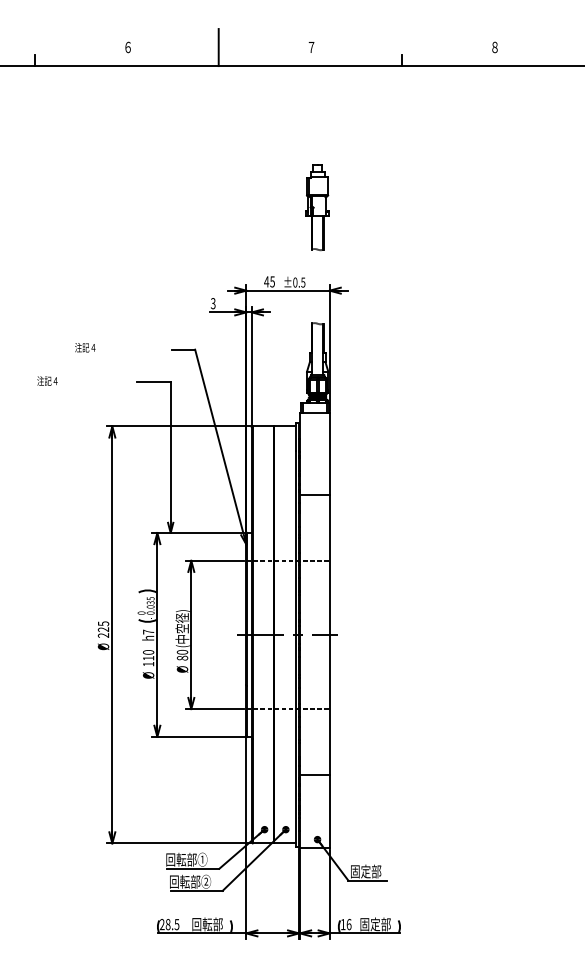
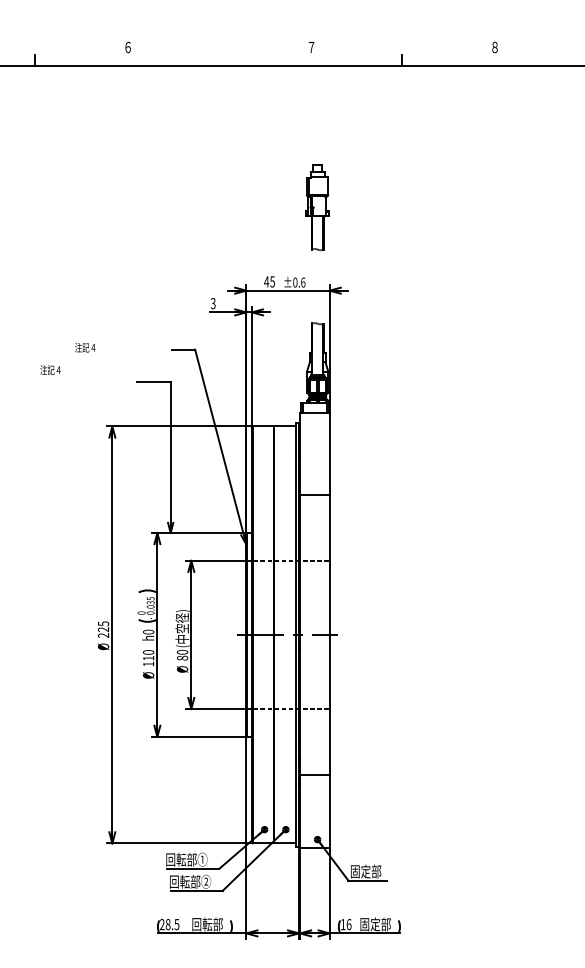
line: present -> none (218, 47)
text: ±0.5 -> ±0.6 (303, 282)
text position: (47, 380) -> (50, 369) (50, 369)
text: h7 -> h0 (148, 631)
